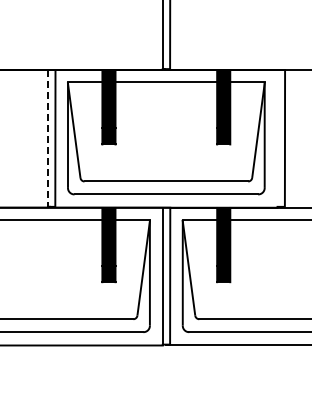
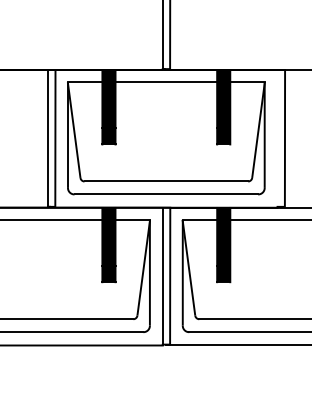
line: dashed -> solid (48, 138)
